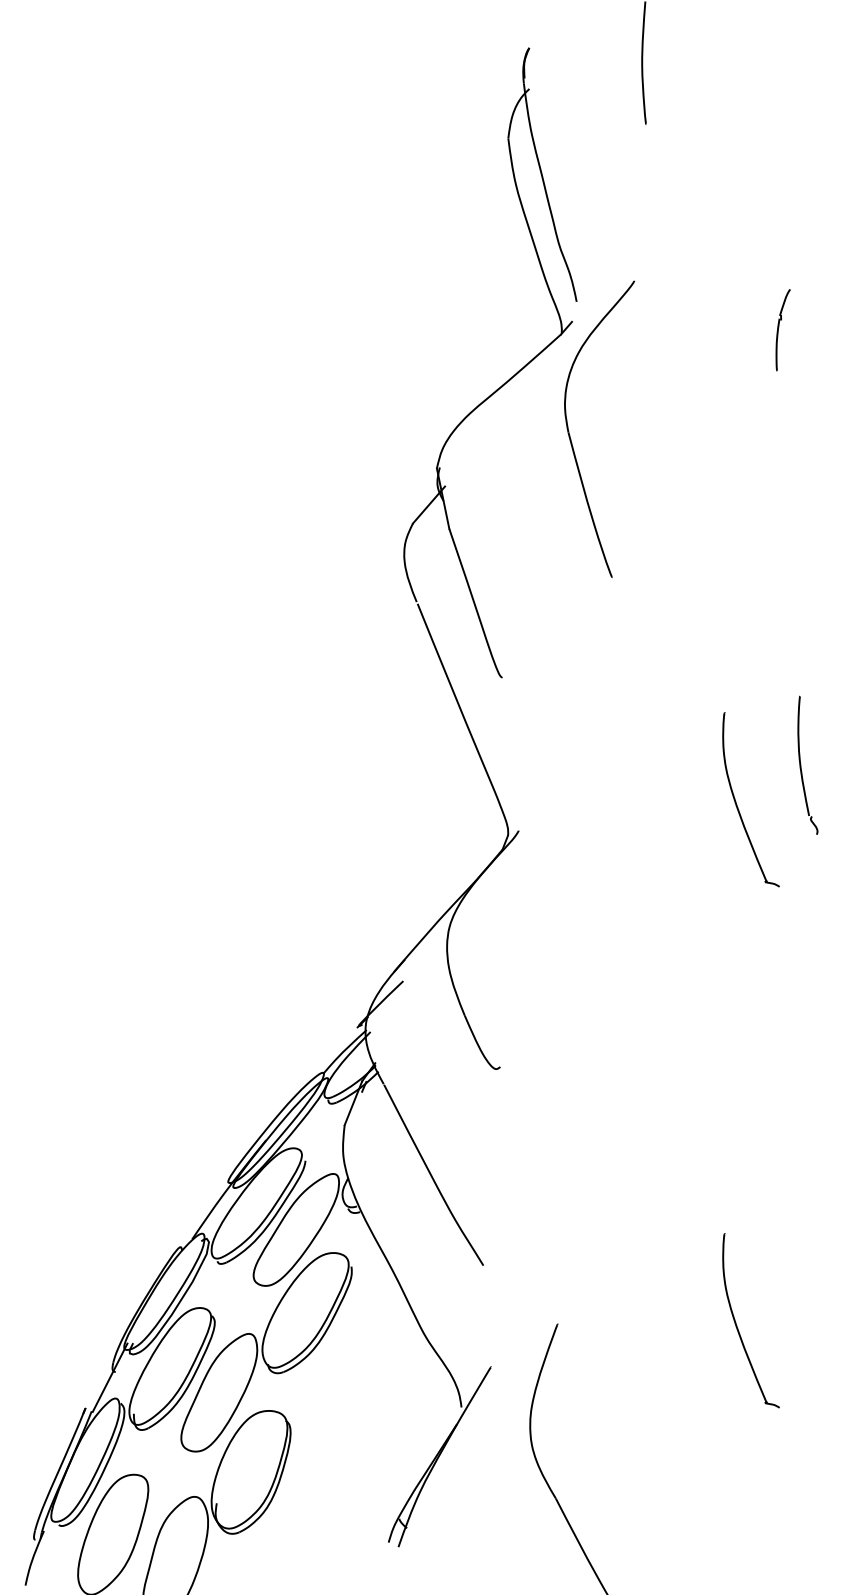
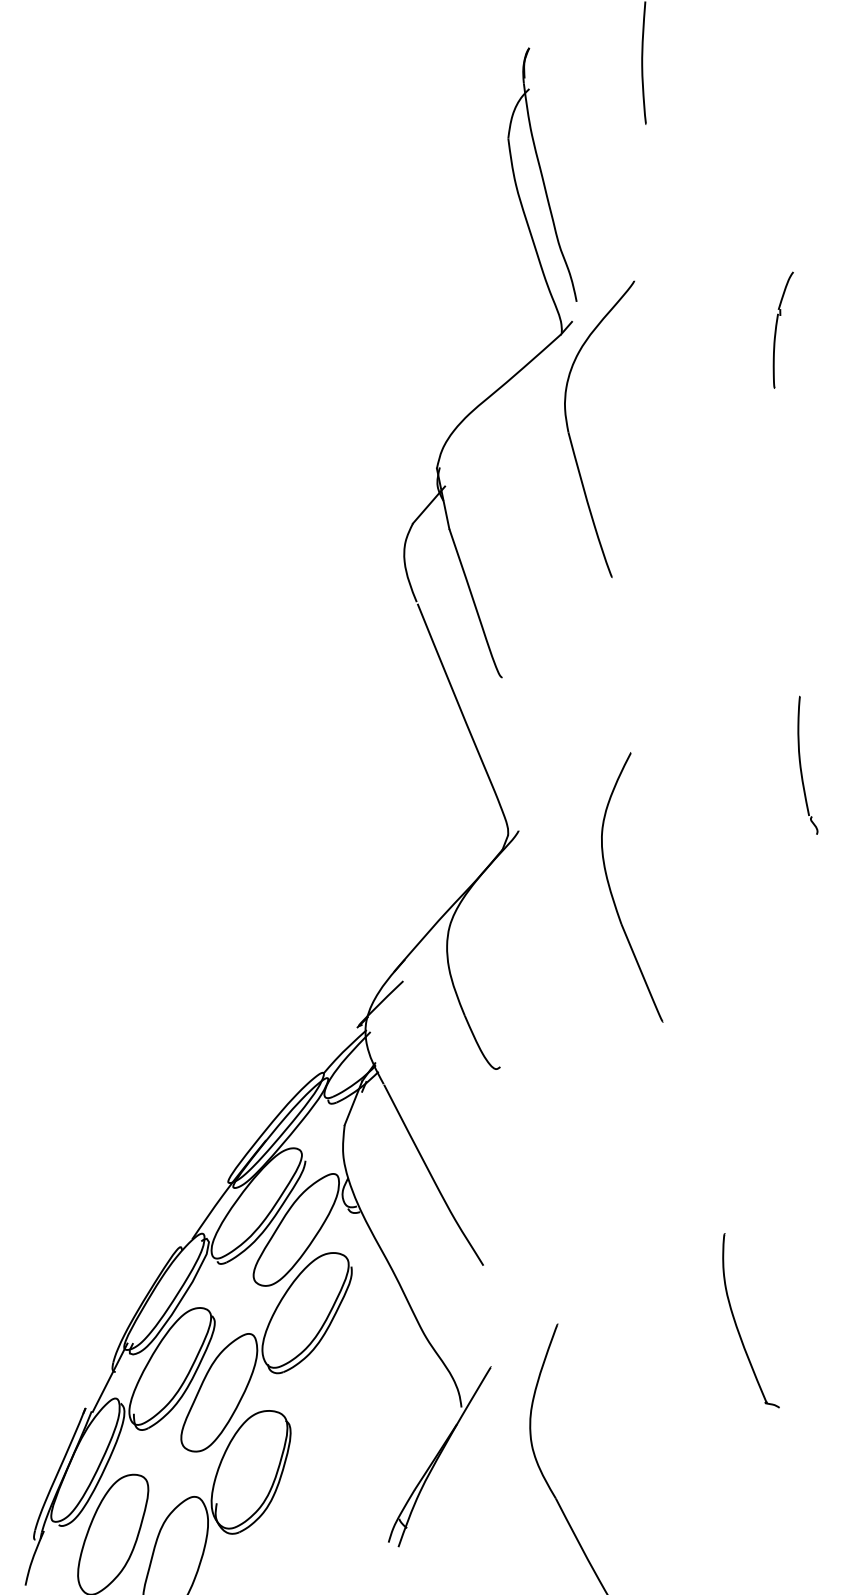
part size: 16x83 px -> 22x118 px (782, 329)
part: present -> none (737, 804)
part: none -> present (612, 893)
